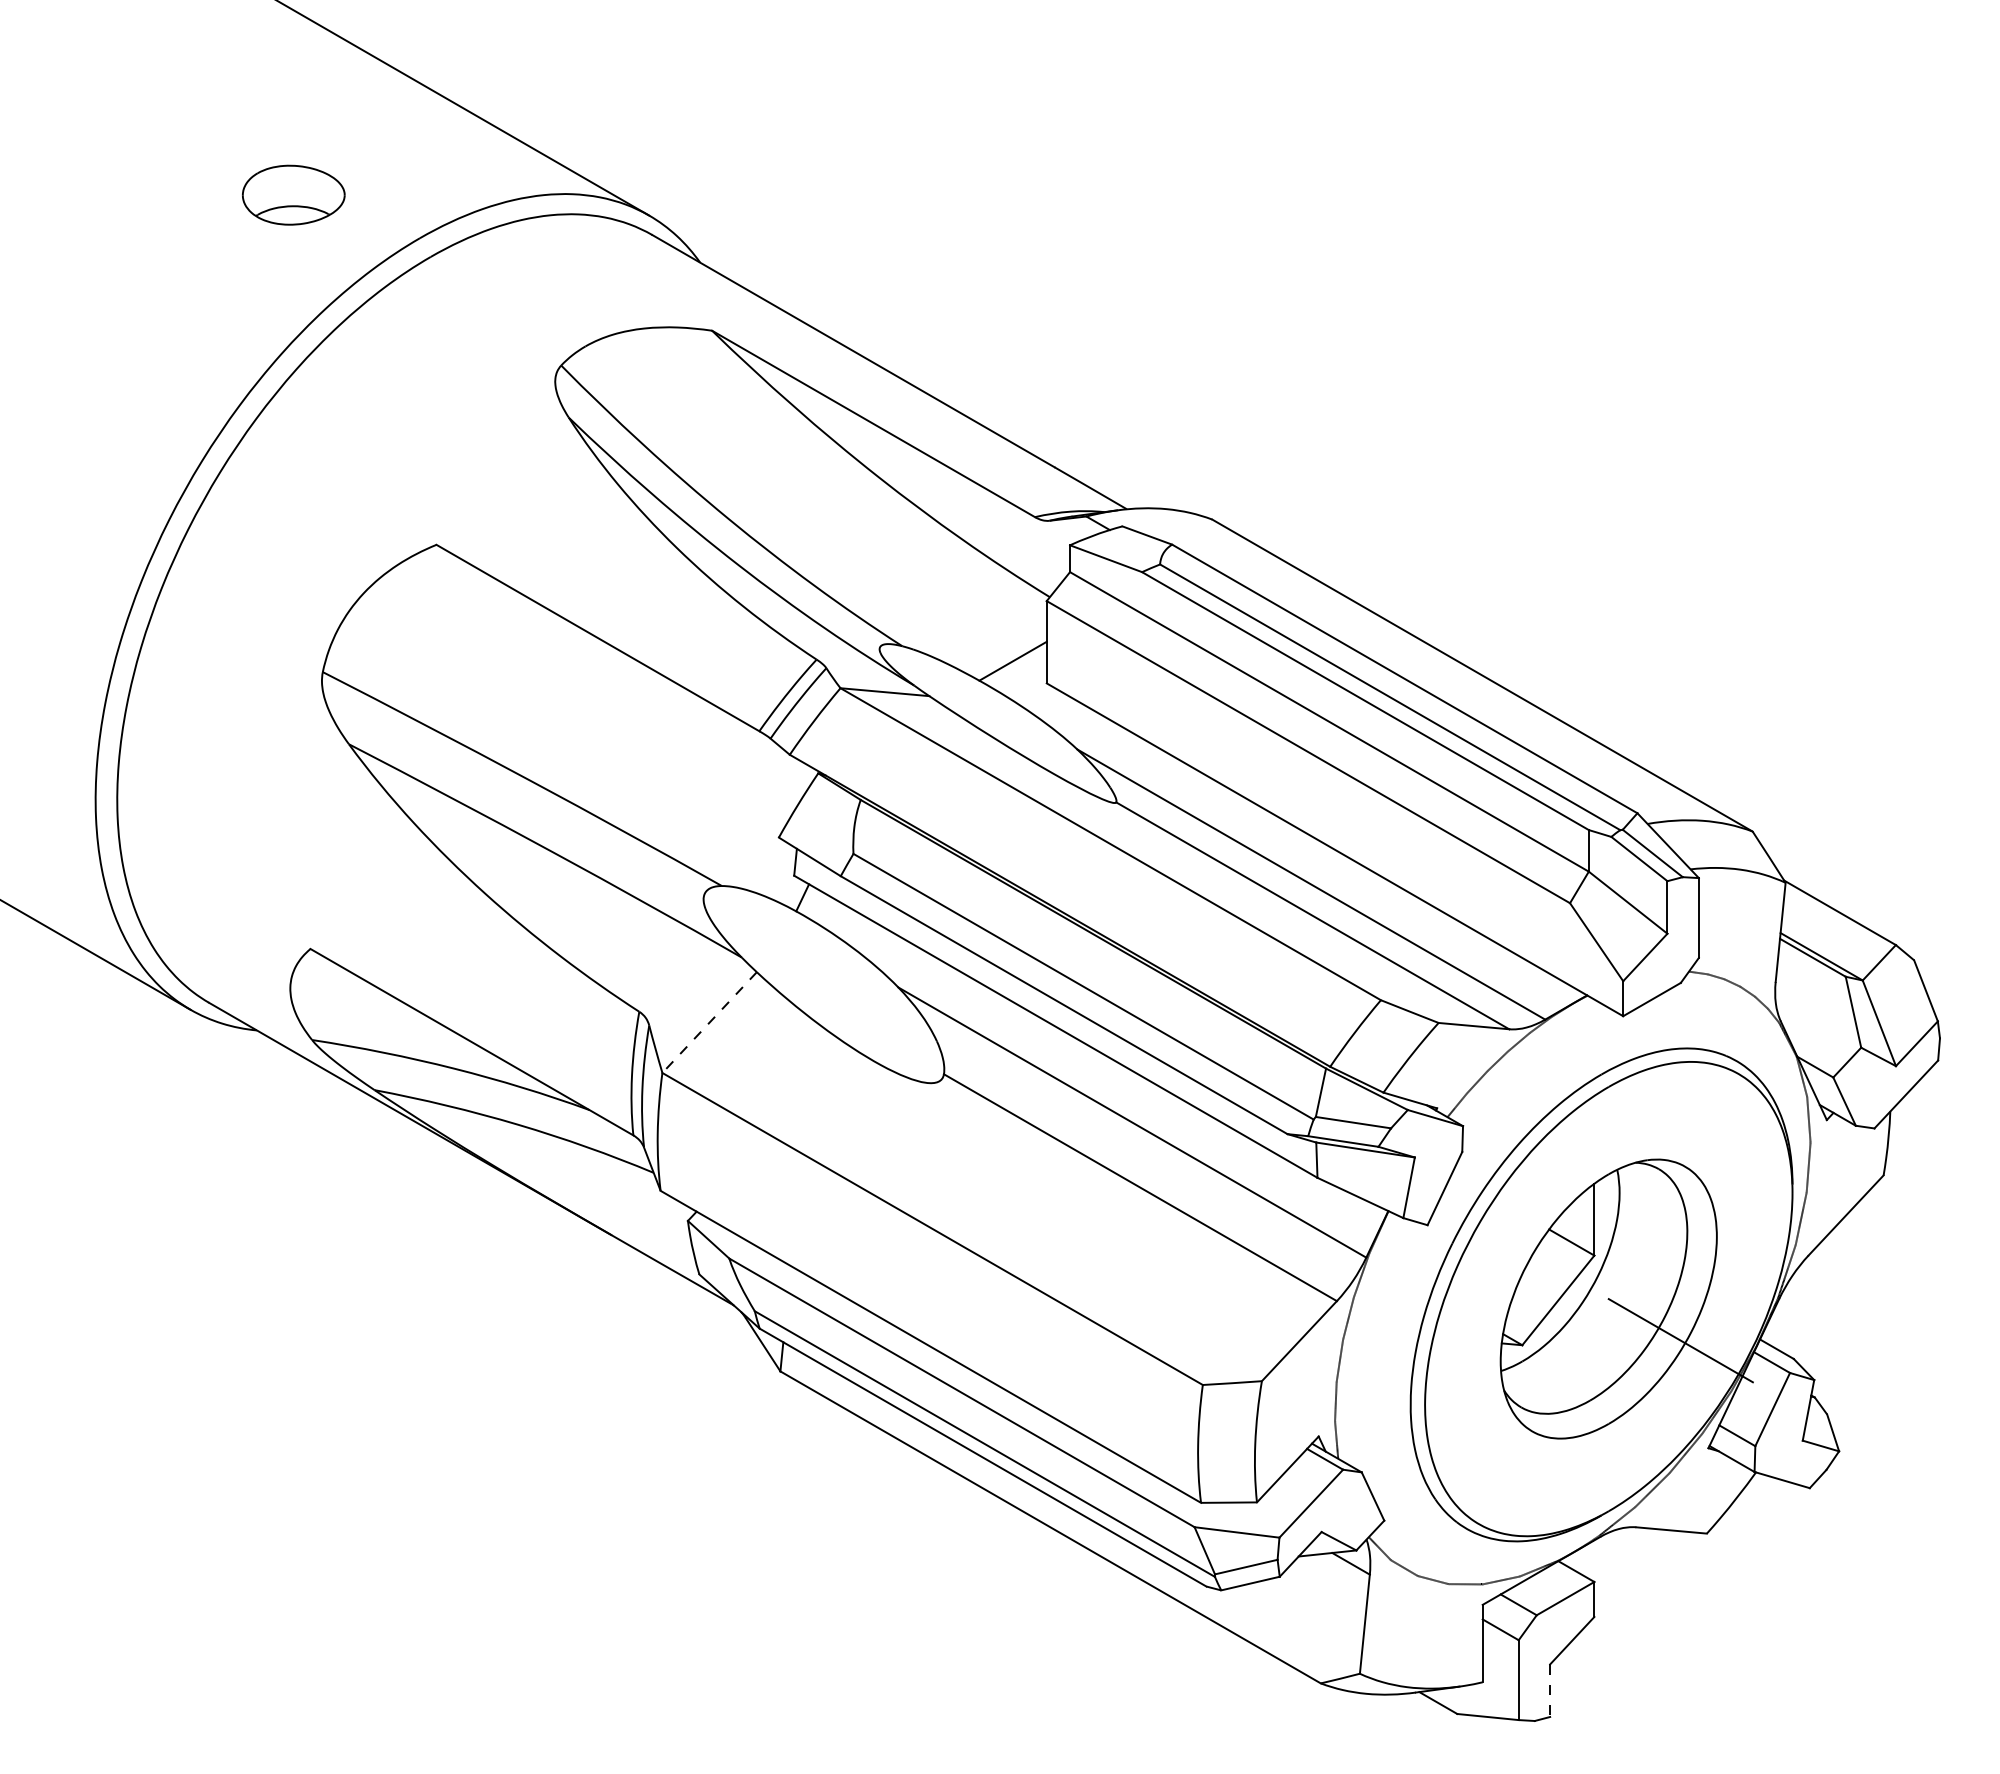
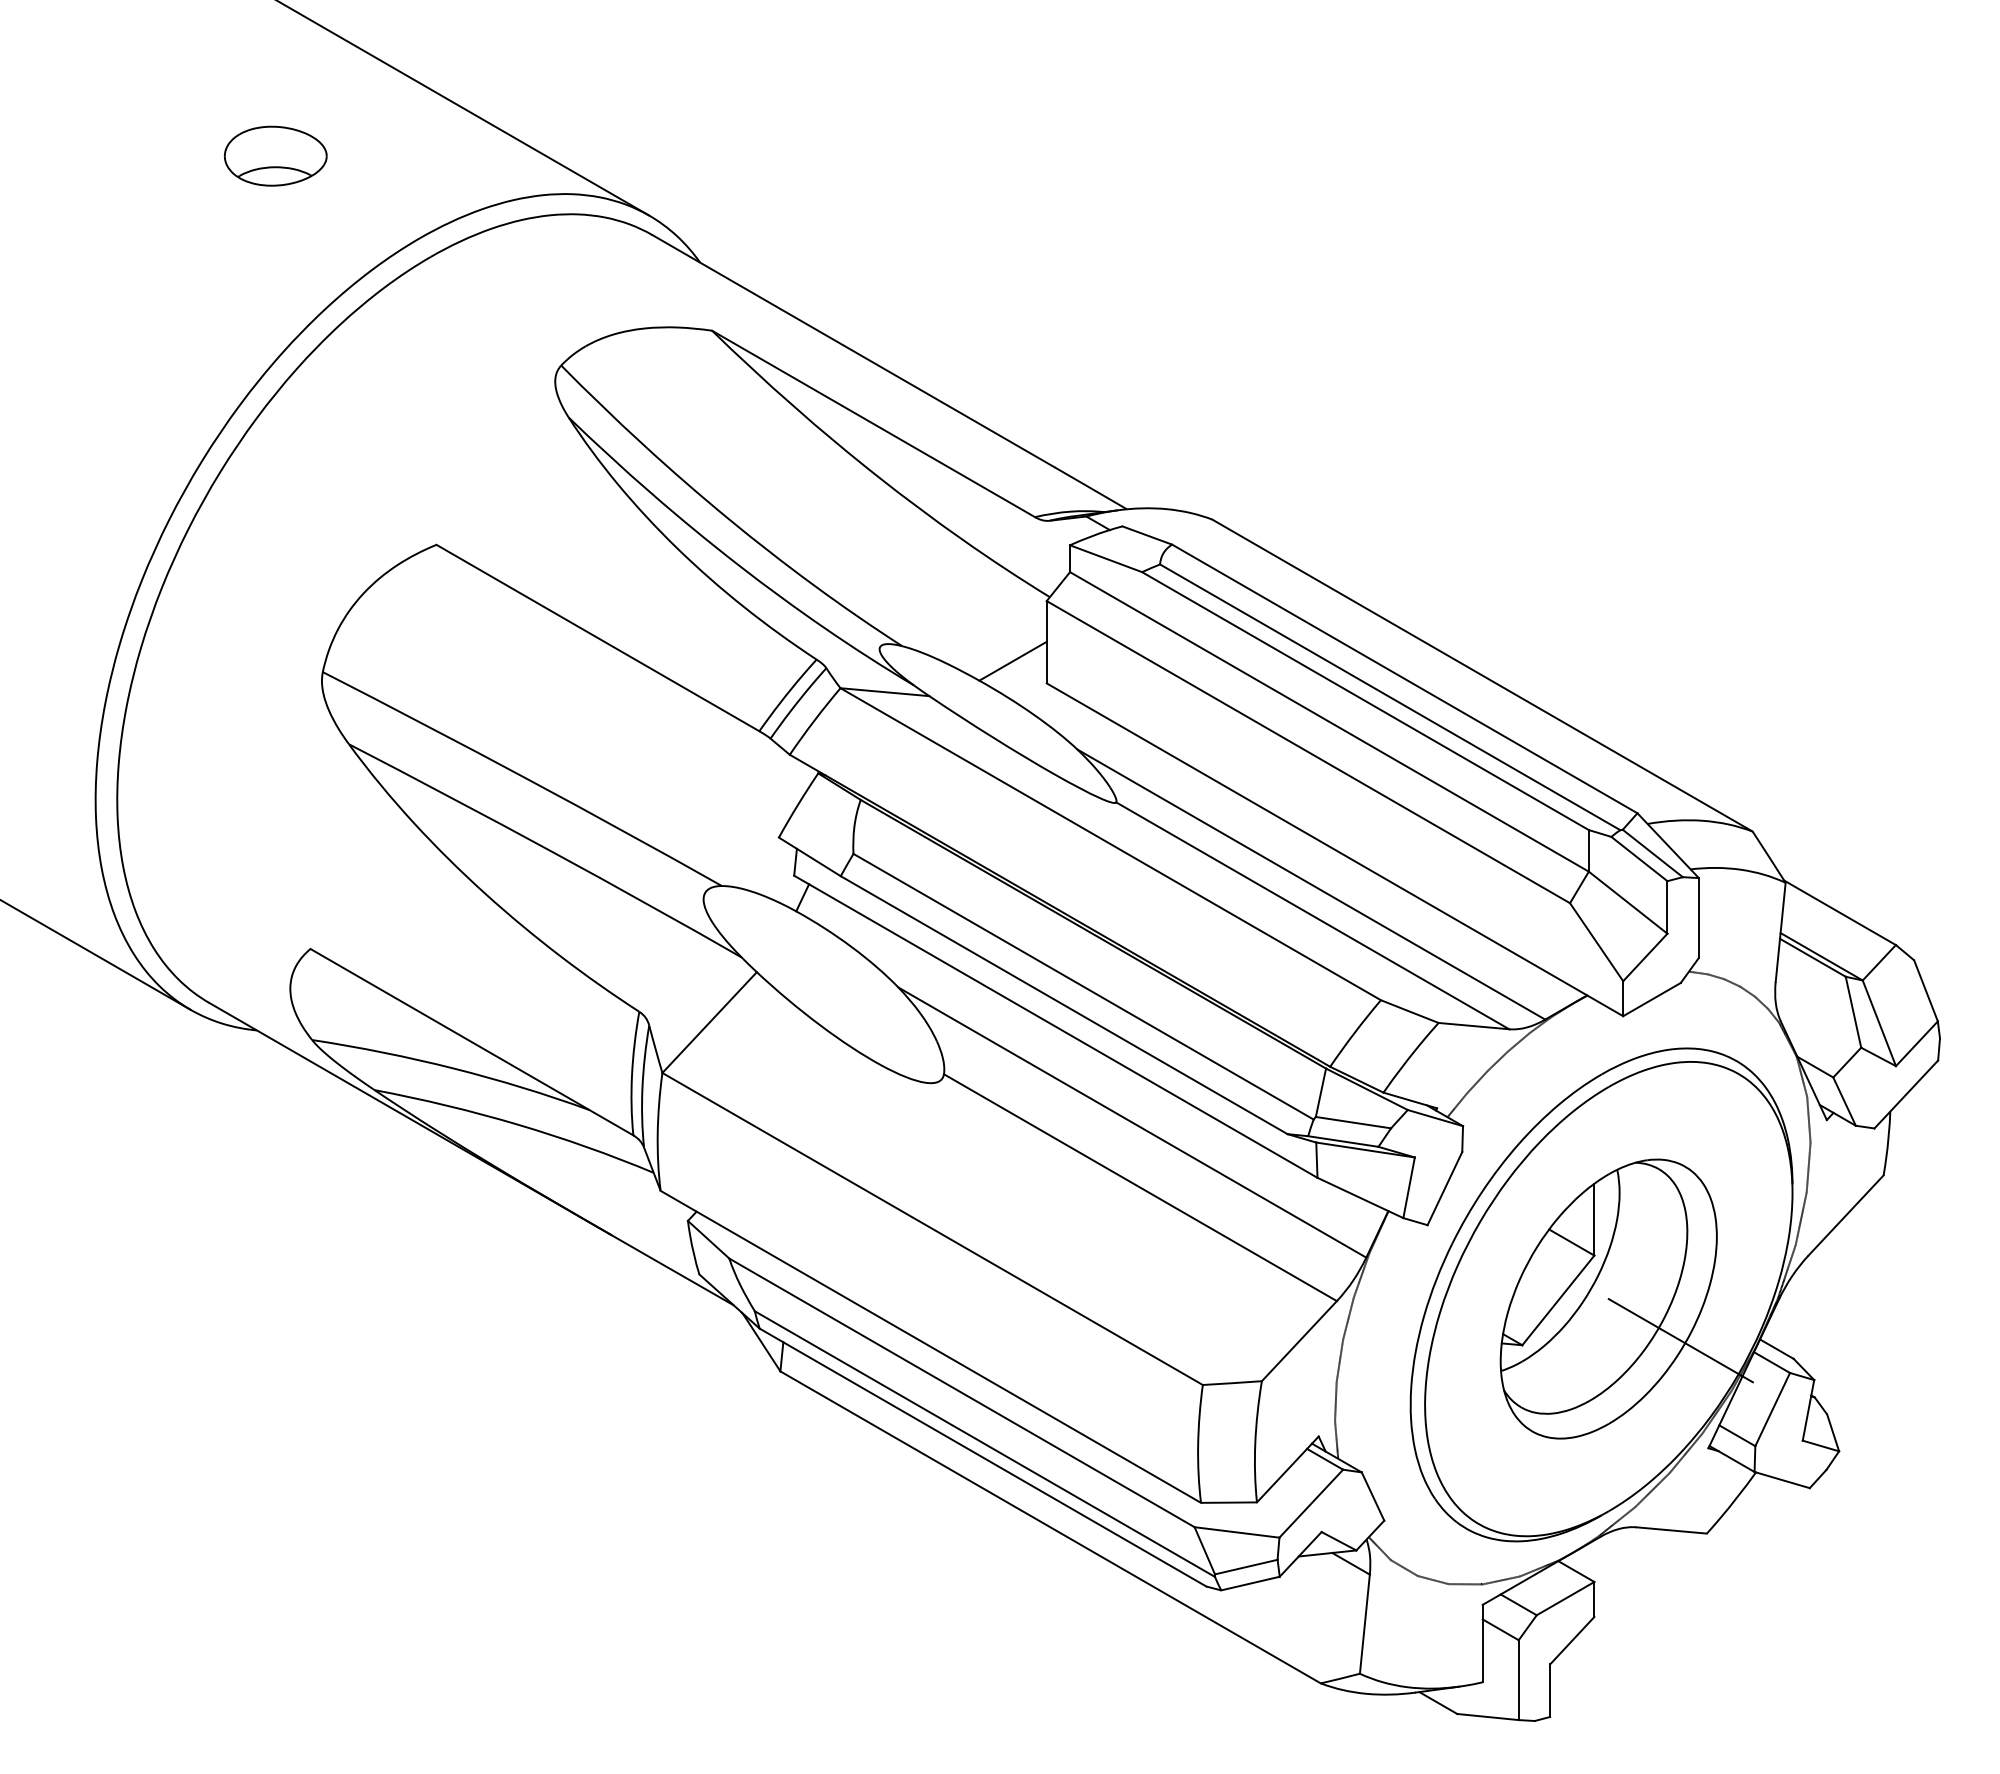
part position: (293, 194) -> (275, 155) (275, 155)
line: dashed -> solid (709, 1022)
line: dashed -> solid (1550, 1691)
